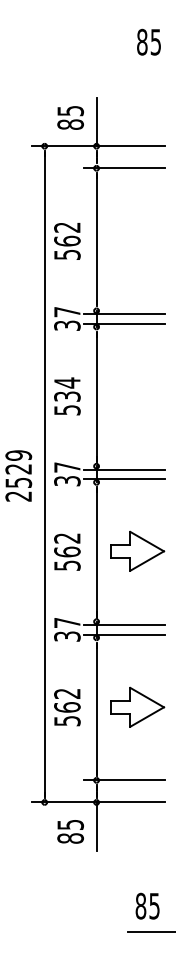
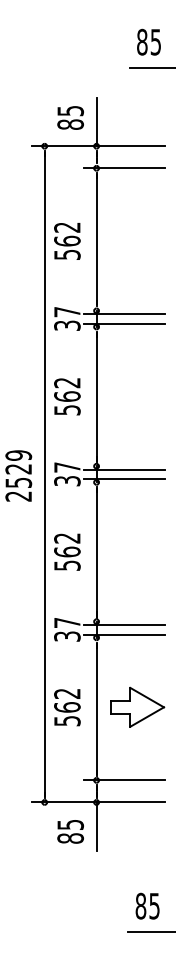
line: none -> present (151, 68)
text: 534 -> 562 (67, 389)
part: present -> none (137, 550)
